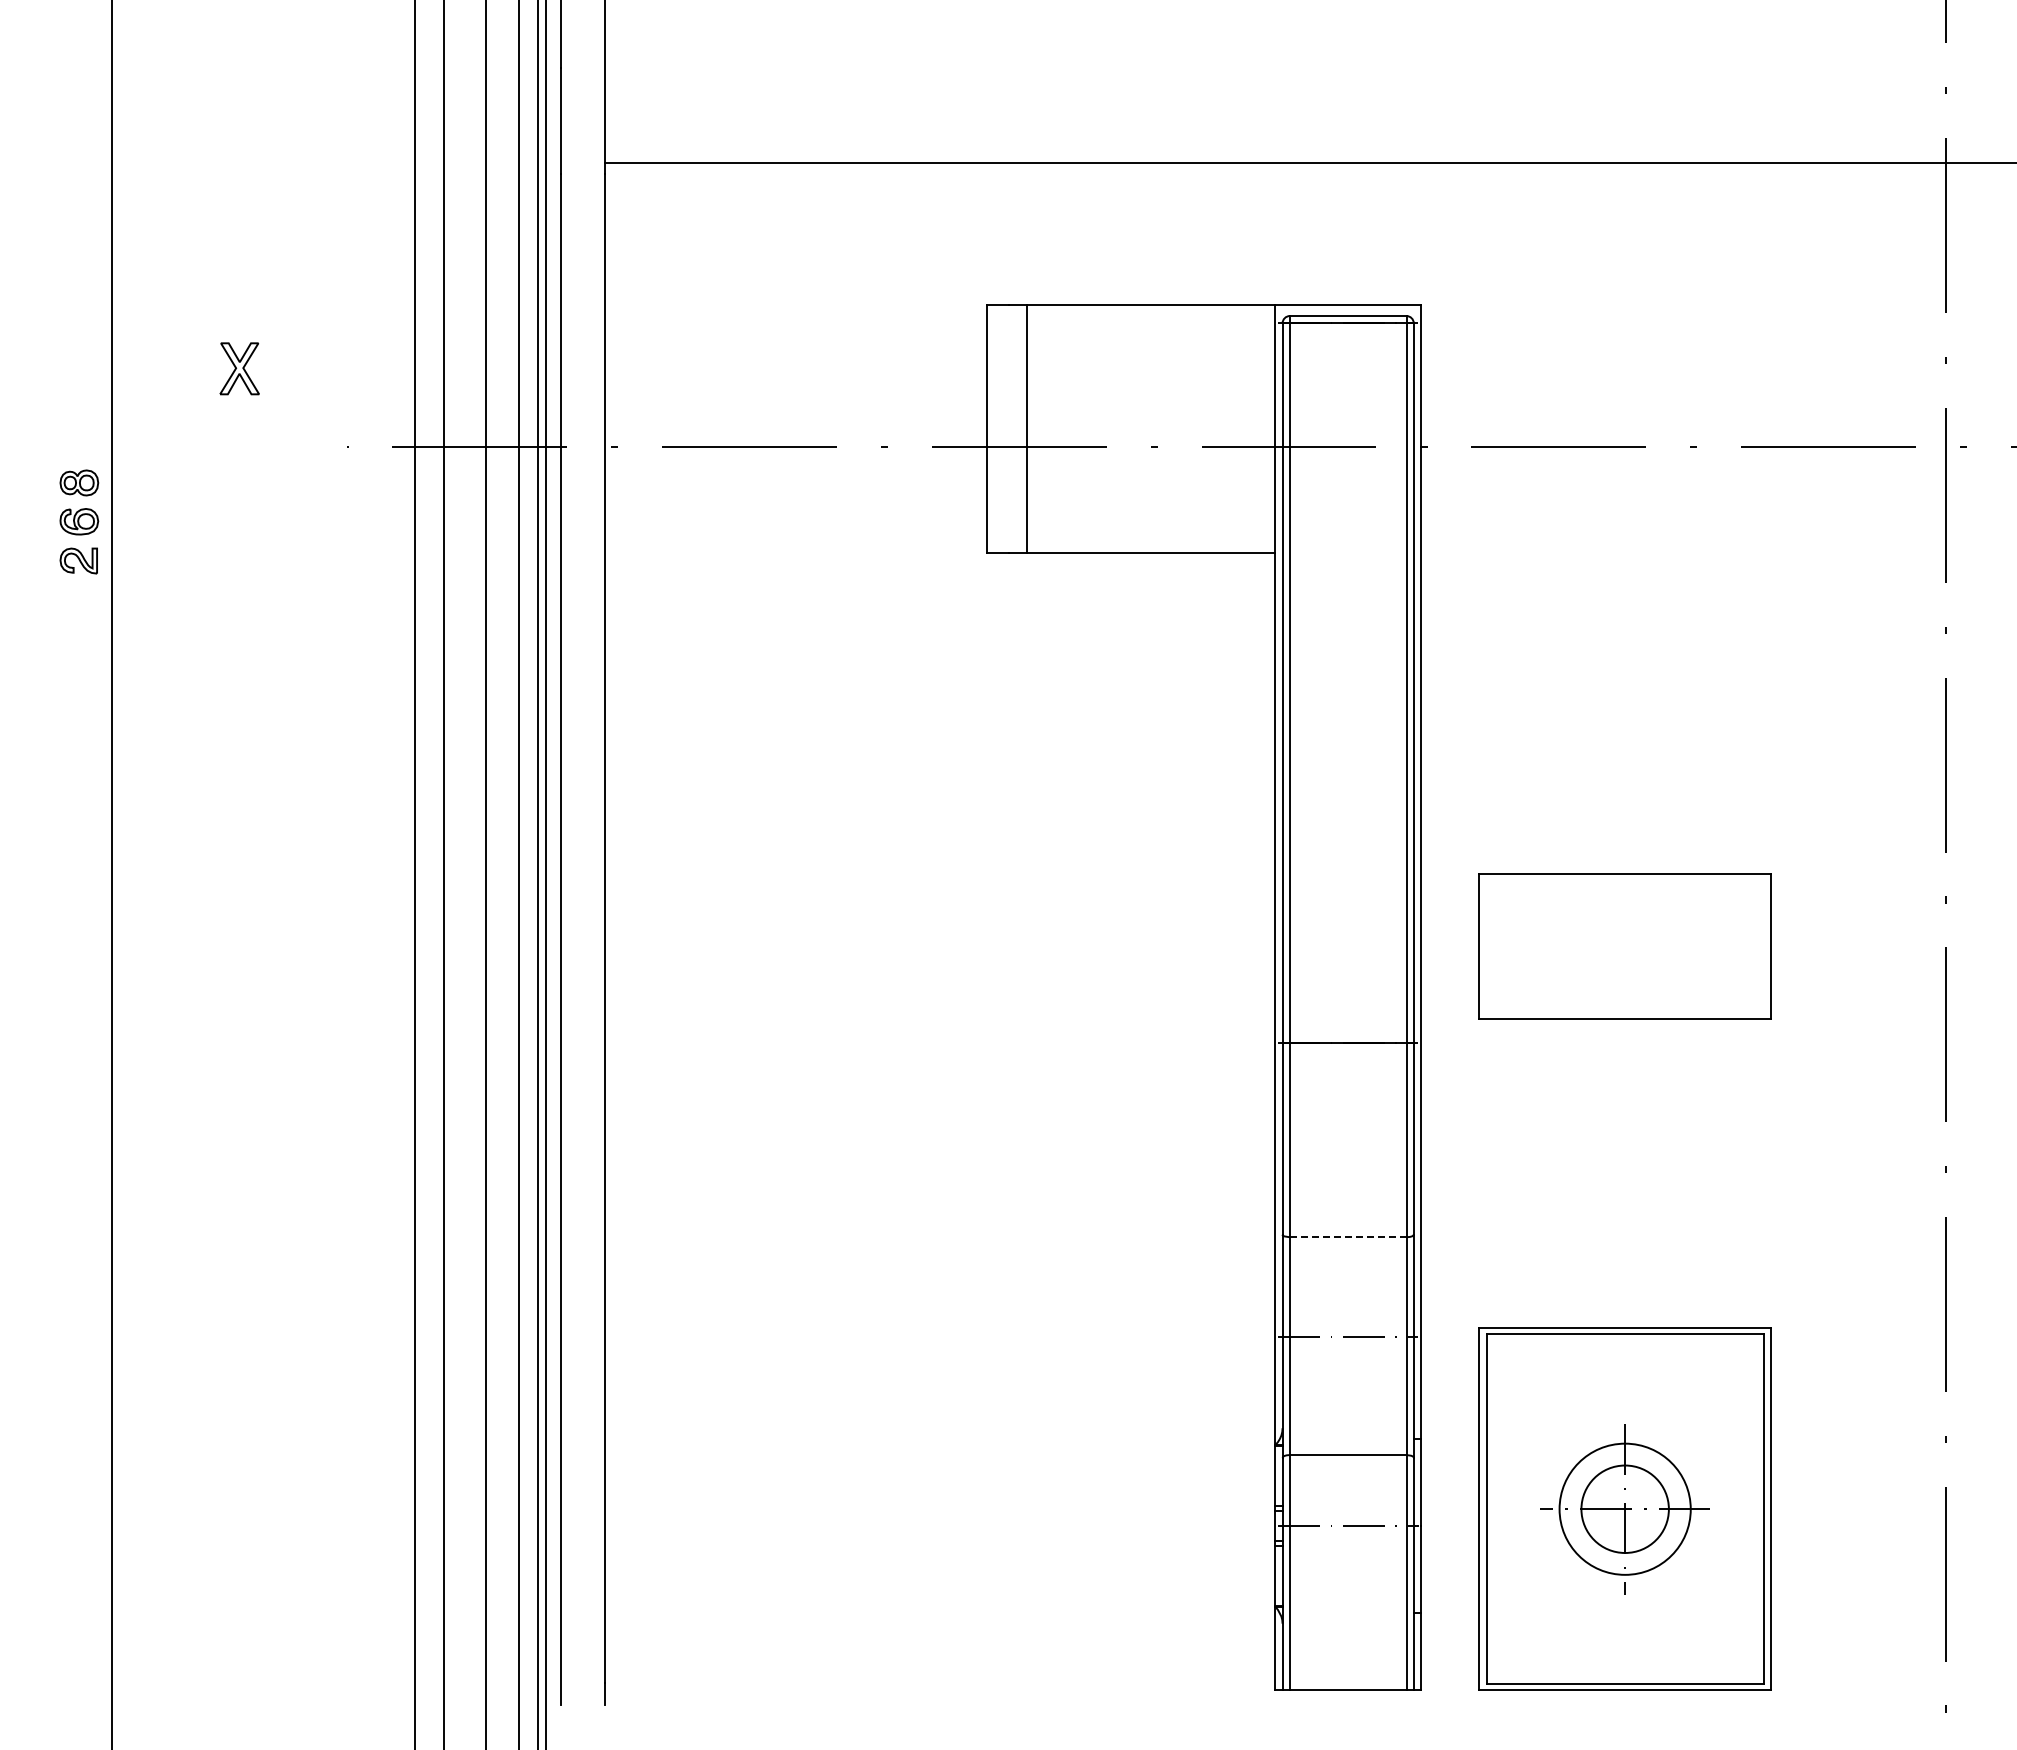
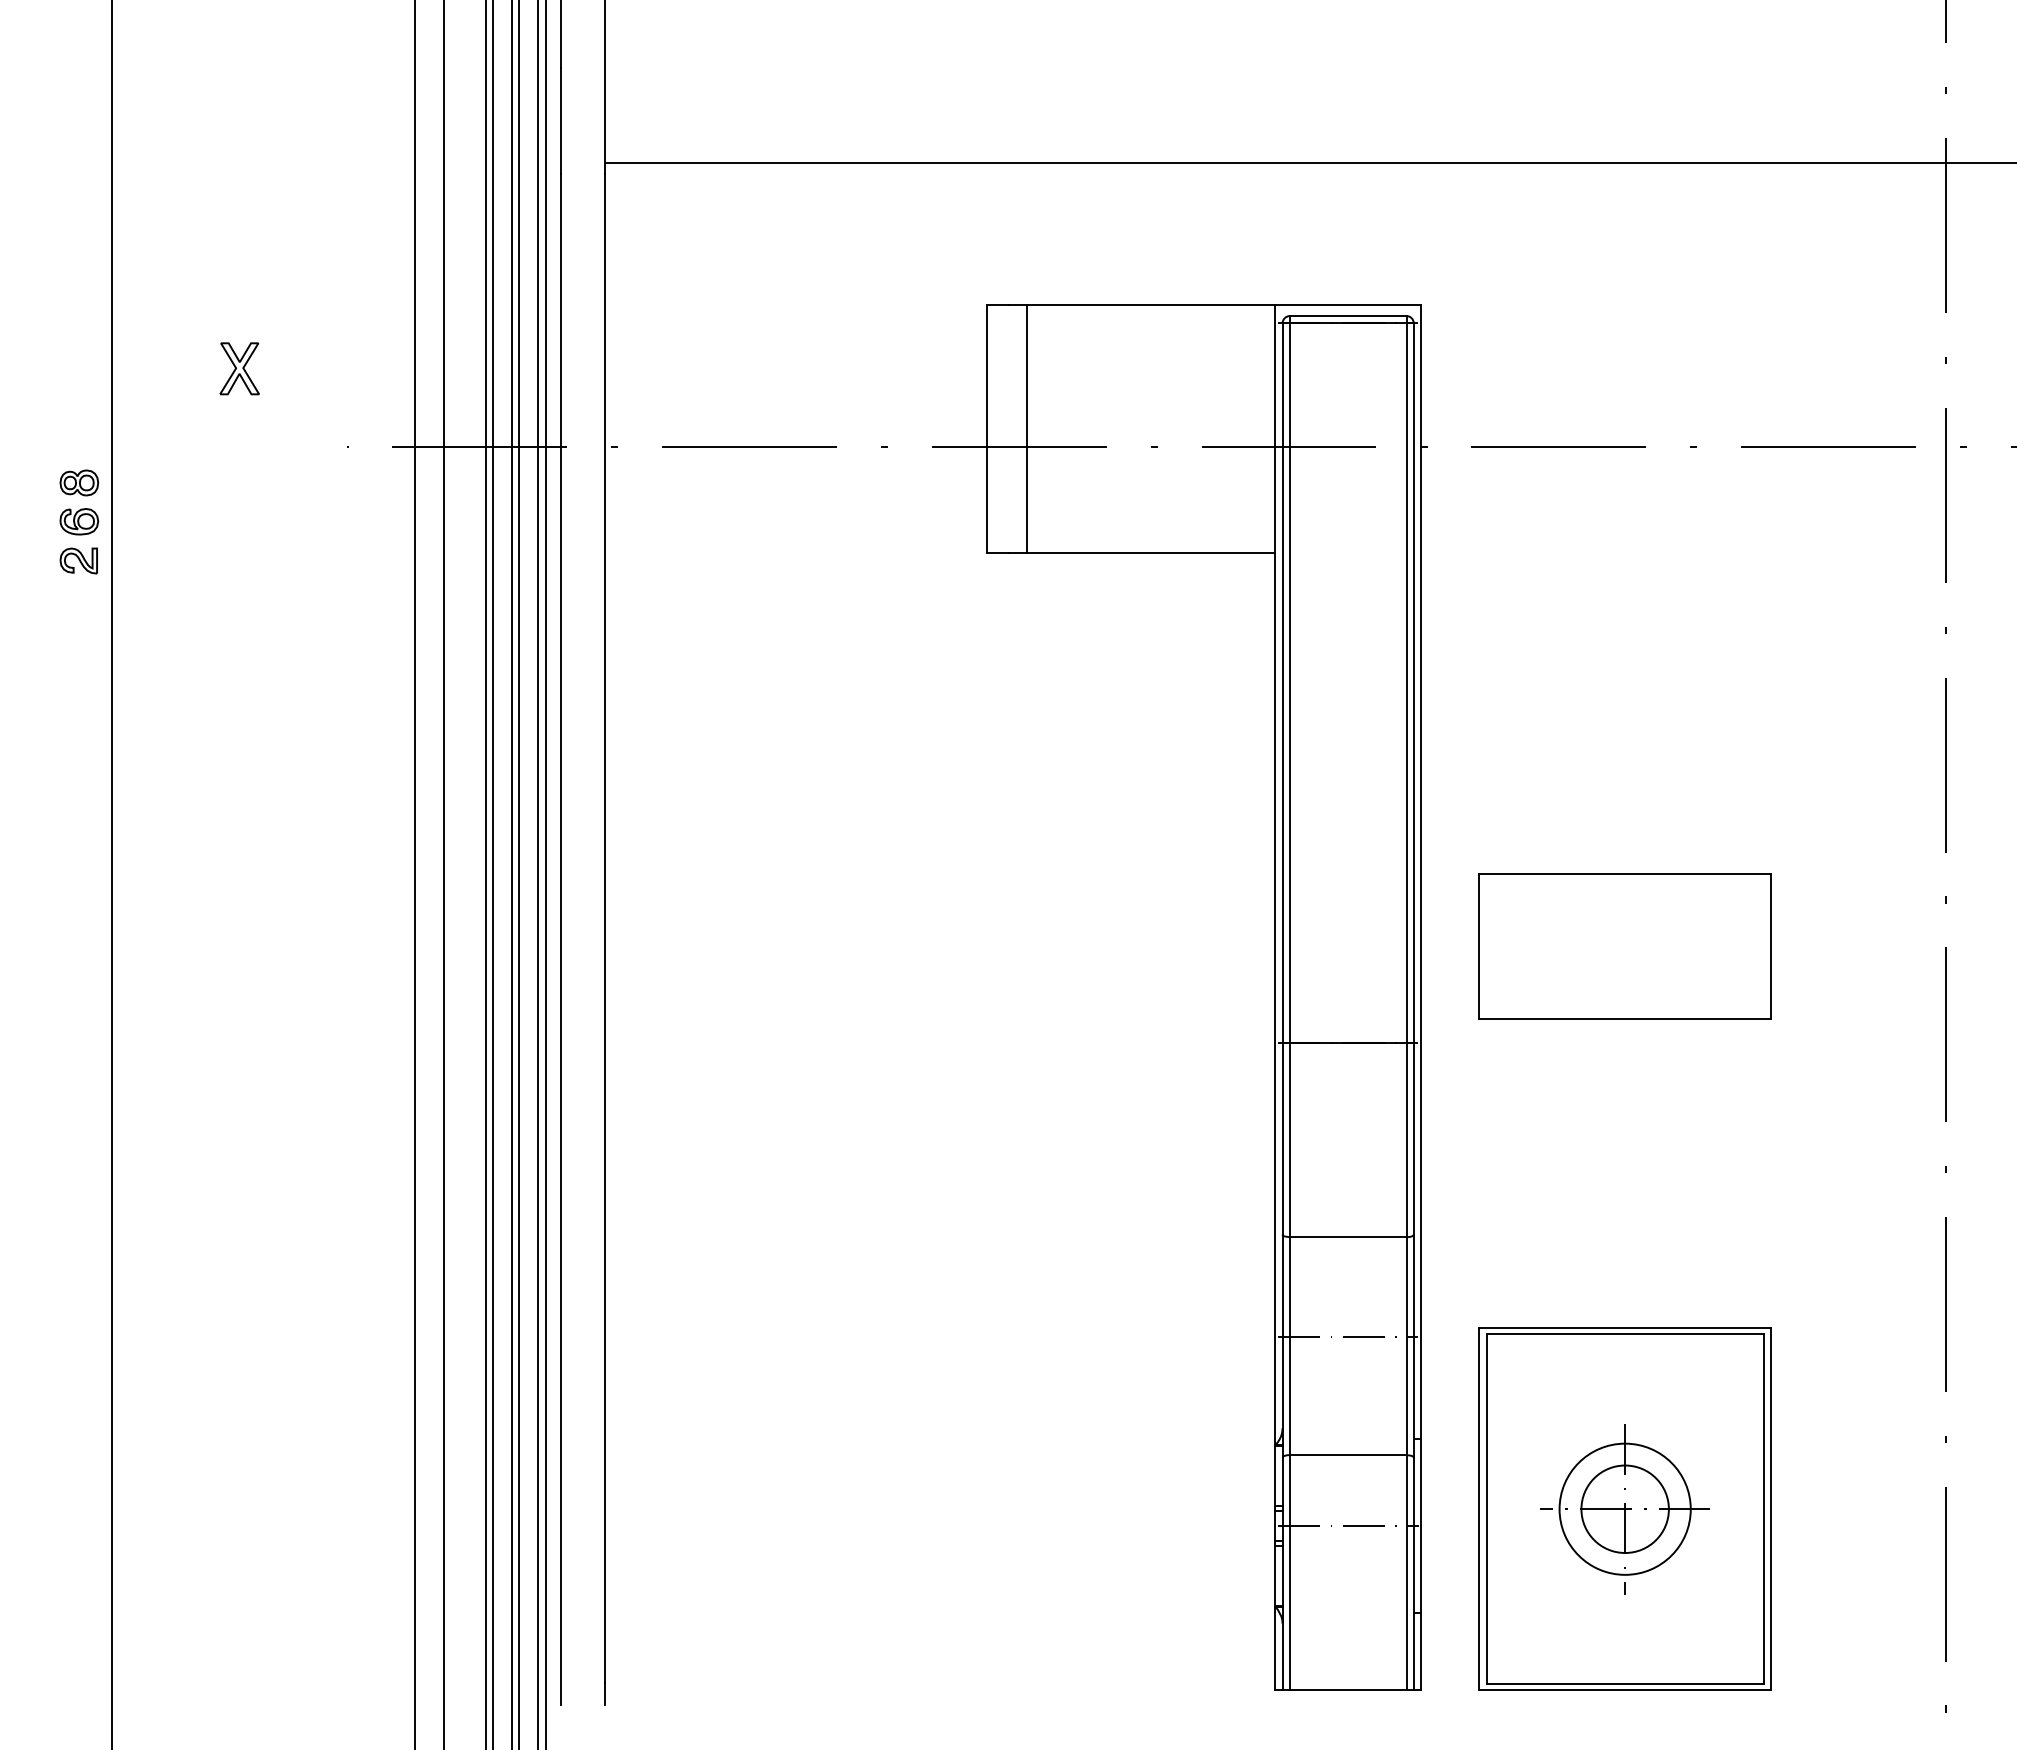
line: none -> present (493, 874)
line: none -> present (512, 874)
line: dashed -> solid (1348, 1237)
